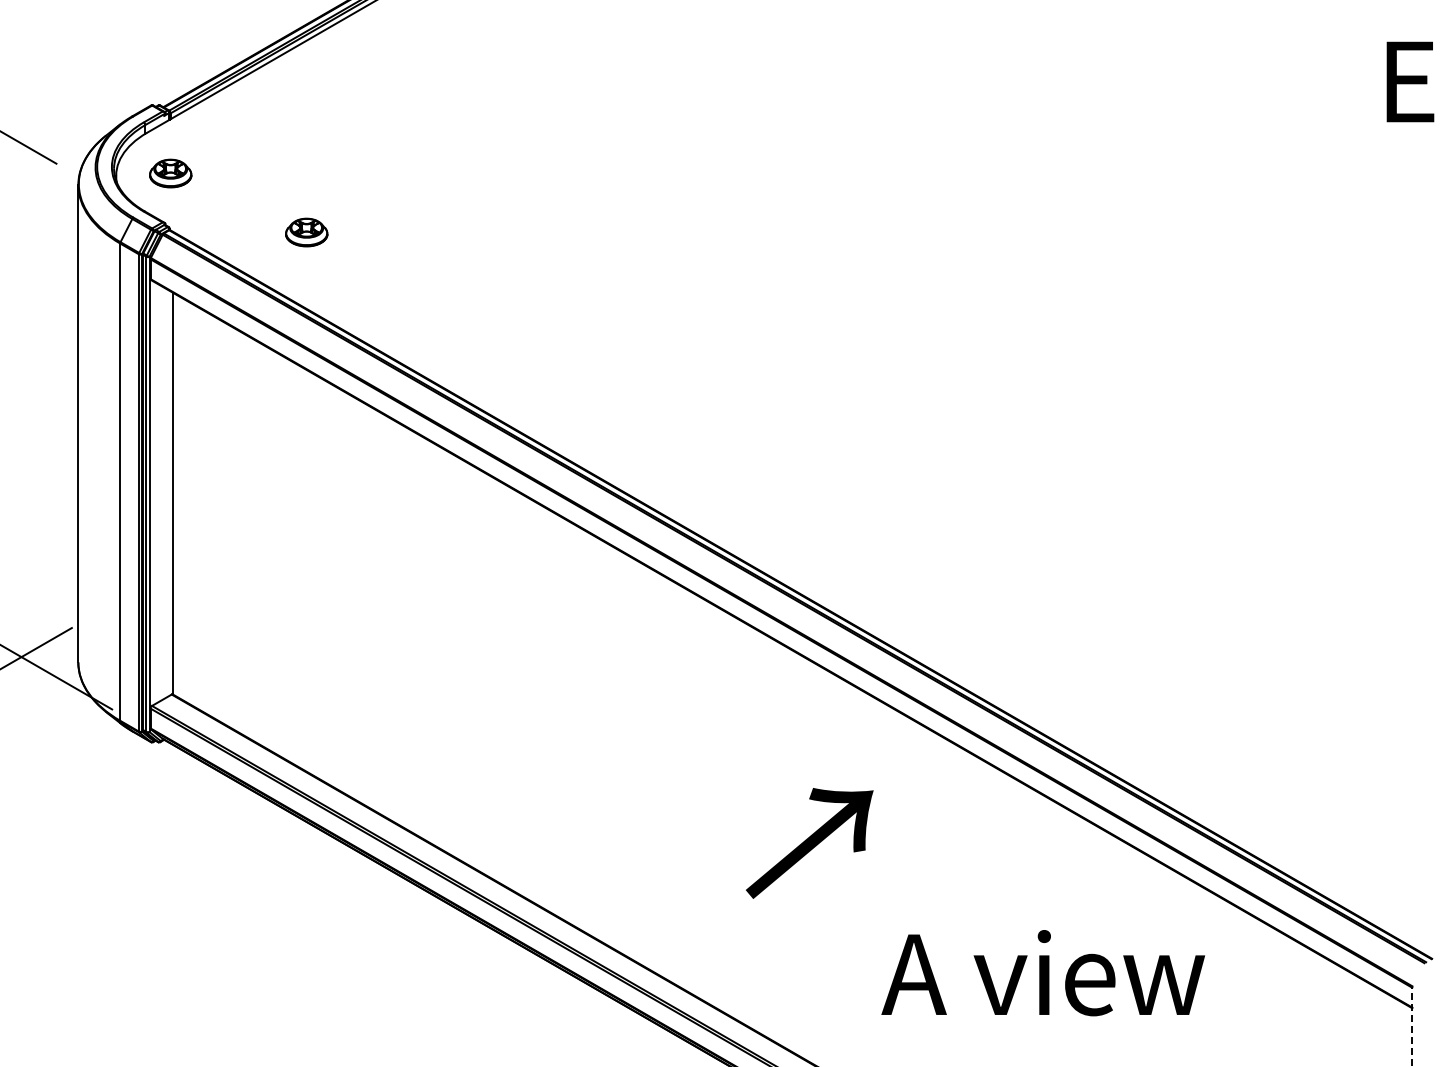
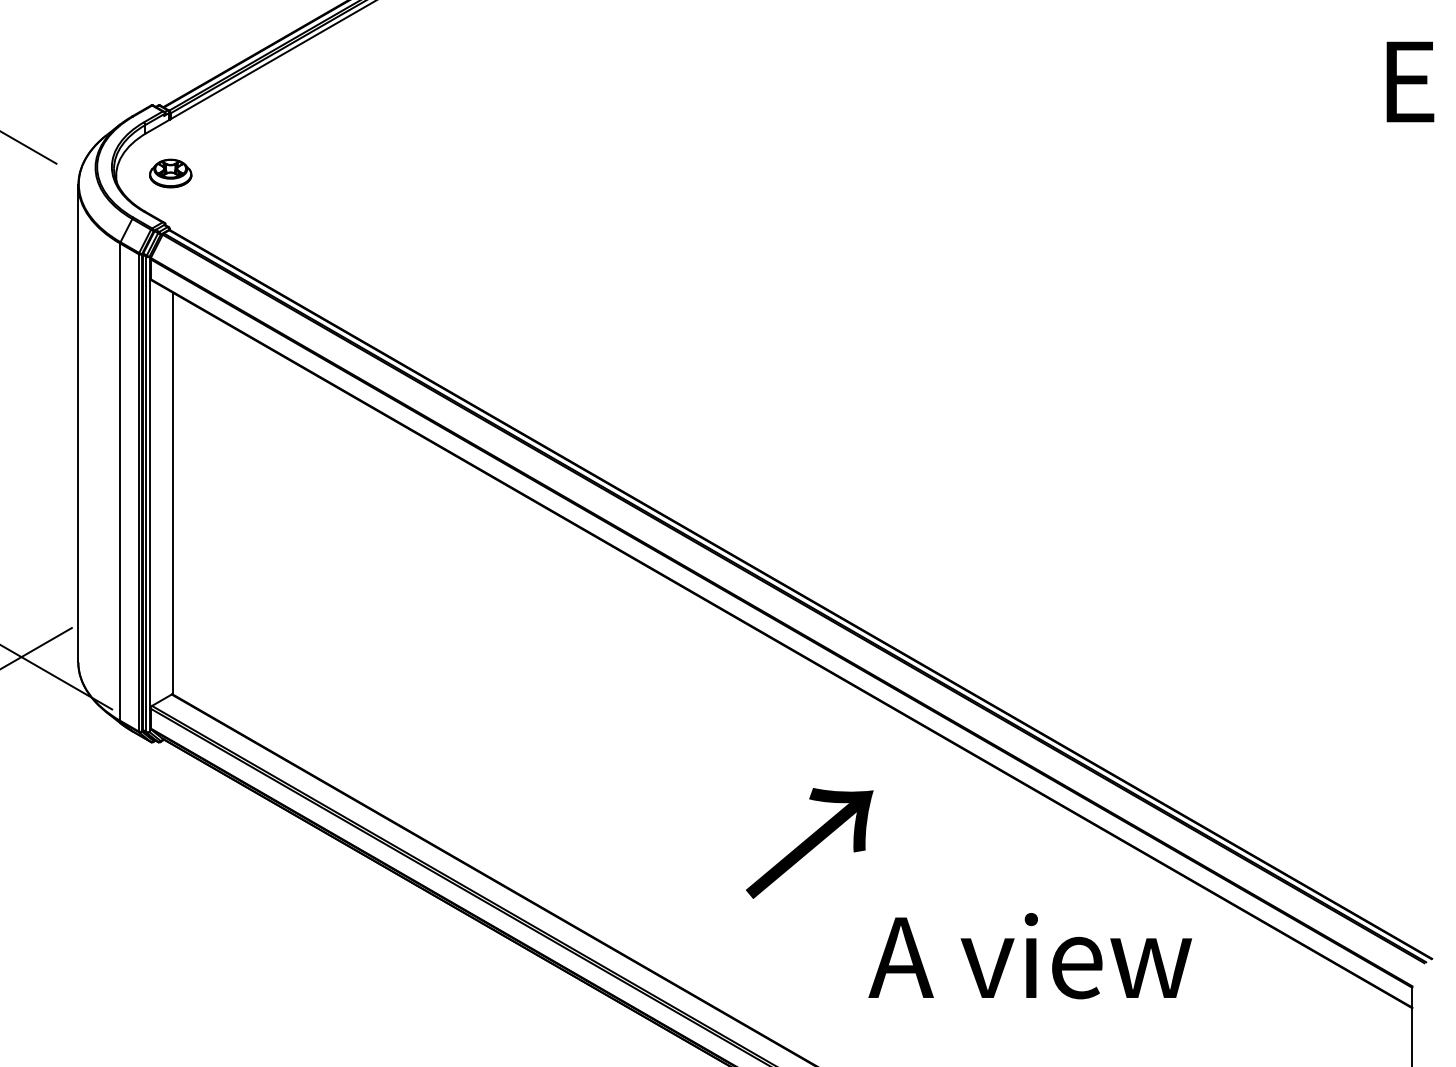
part: present -> none (306, 232)
text position: (1043, 973) -> (1030, 956) (1030, 956)
line: dashed -> solid (1412, 1026)
